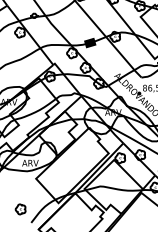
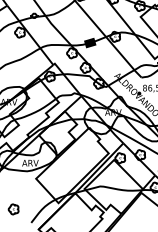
part position: (20, 209) -> (13, 209) (13, 209)
